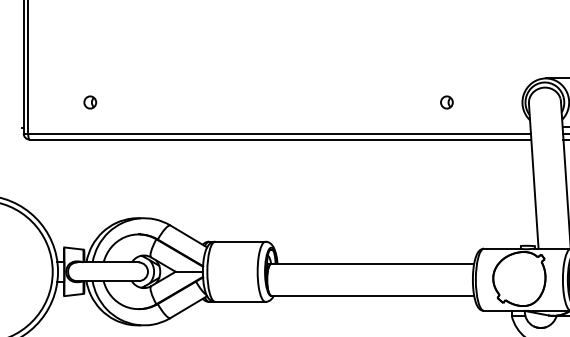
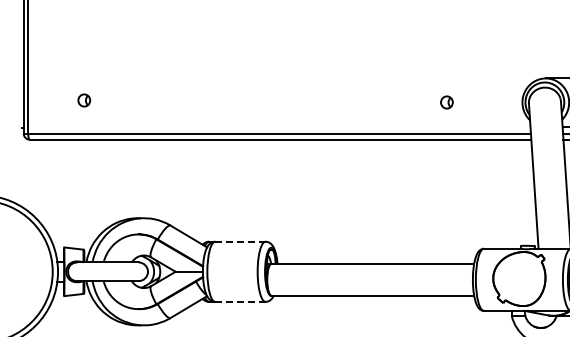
part position: (90, 102) -> (84, 100) (84, 100)
line: solid -> dashed (240, 241)
line: solid -> dashed (240, 301)
